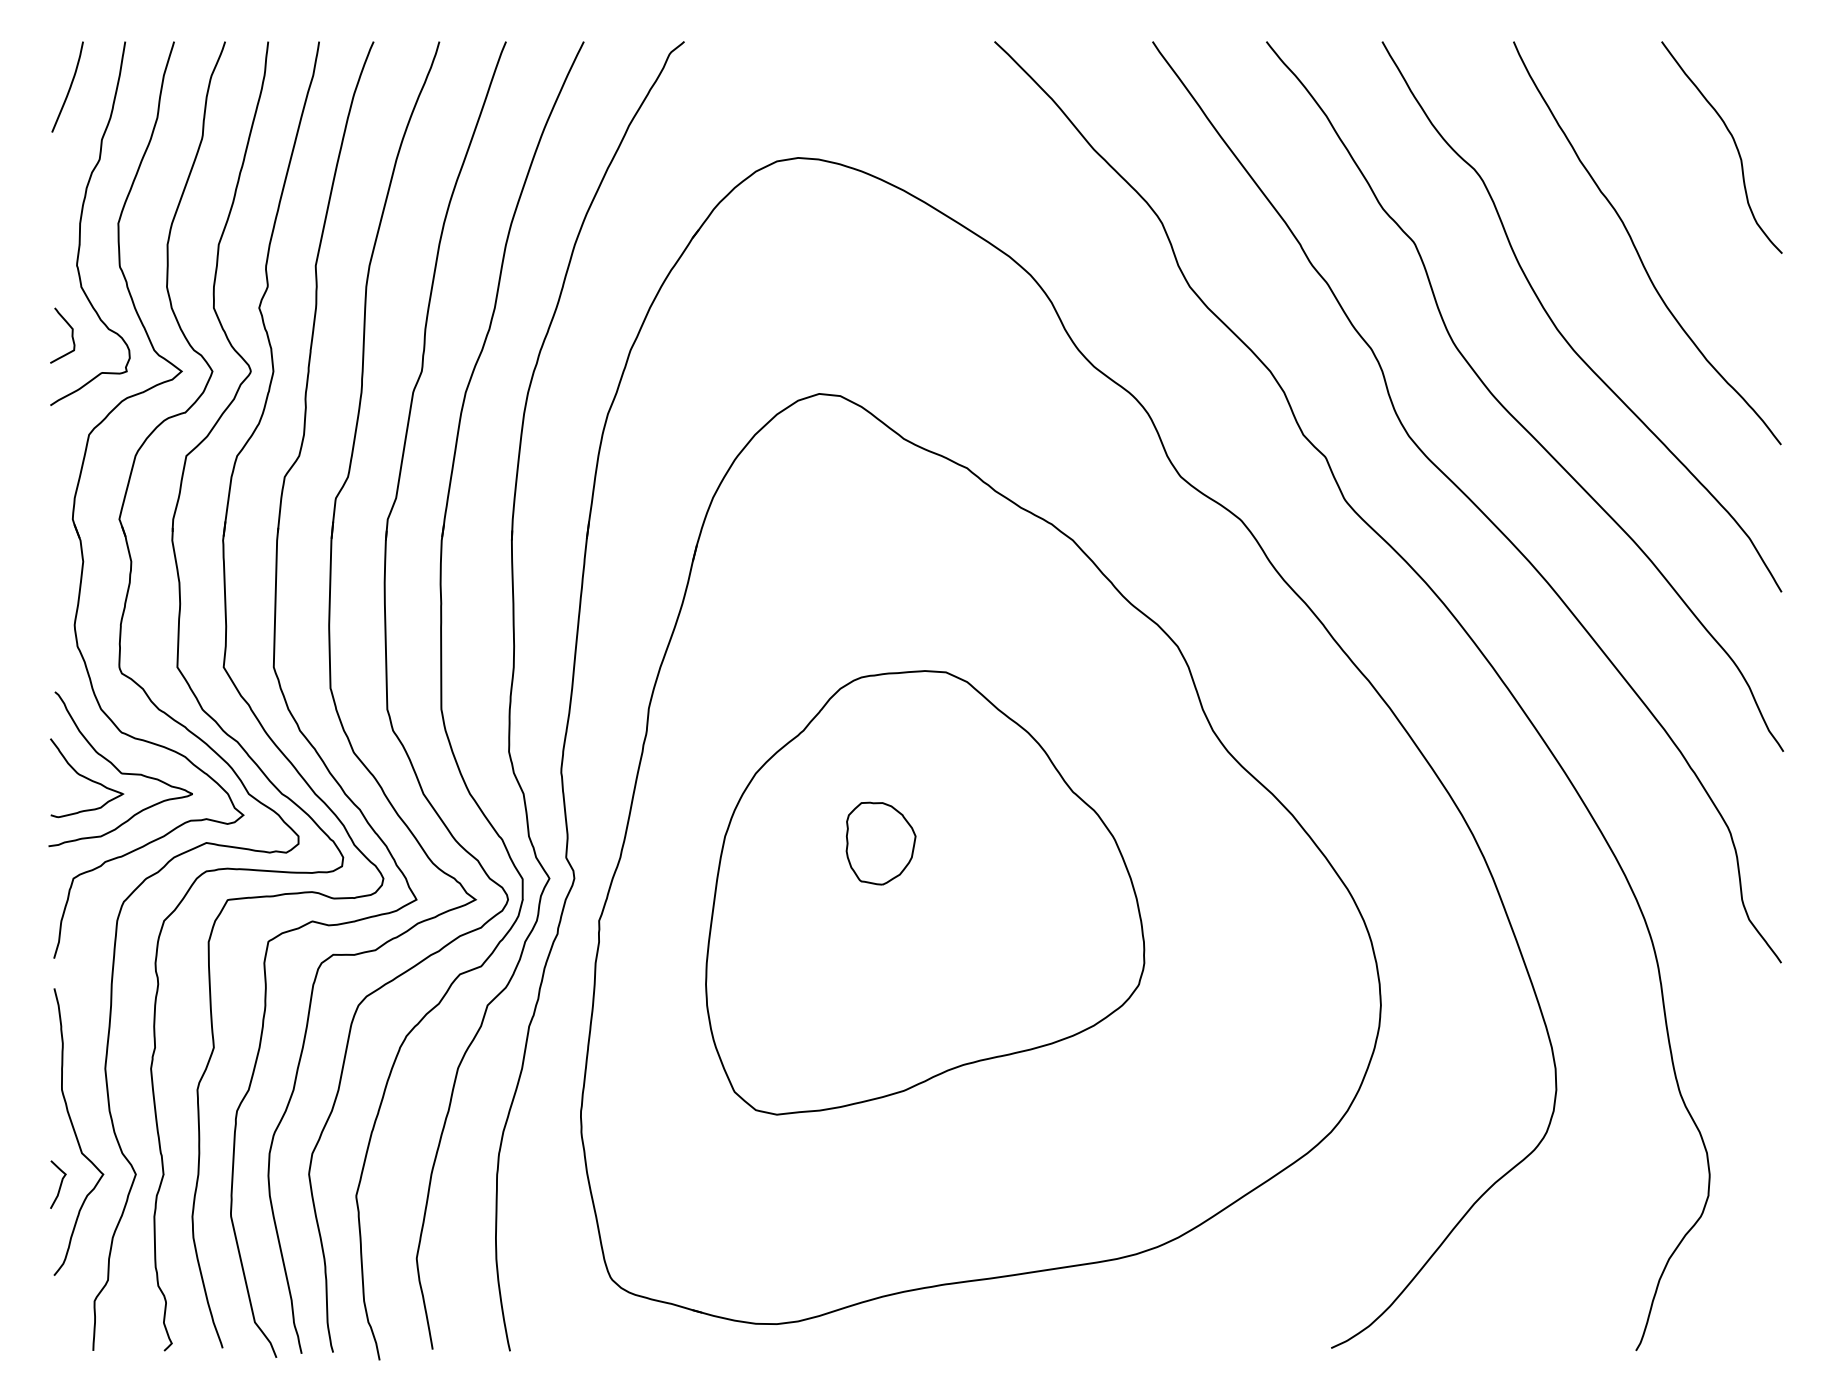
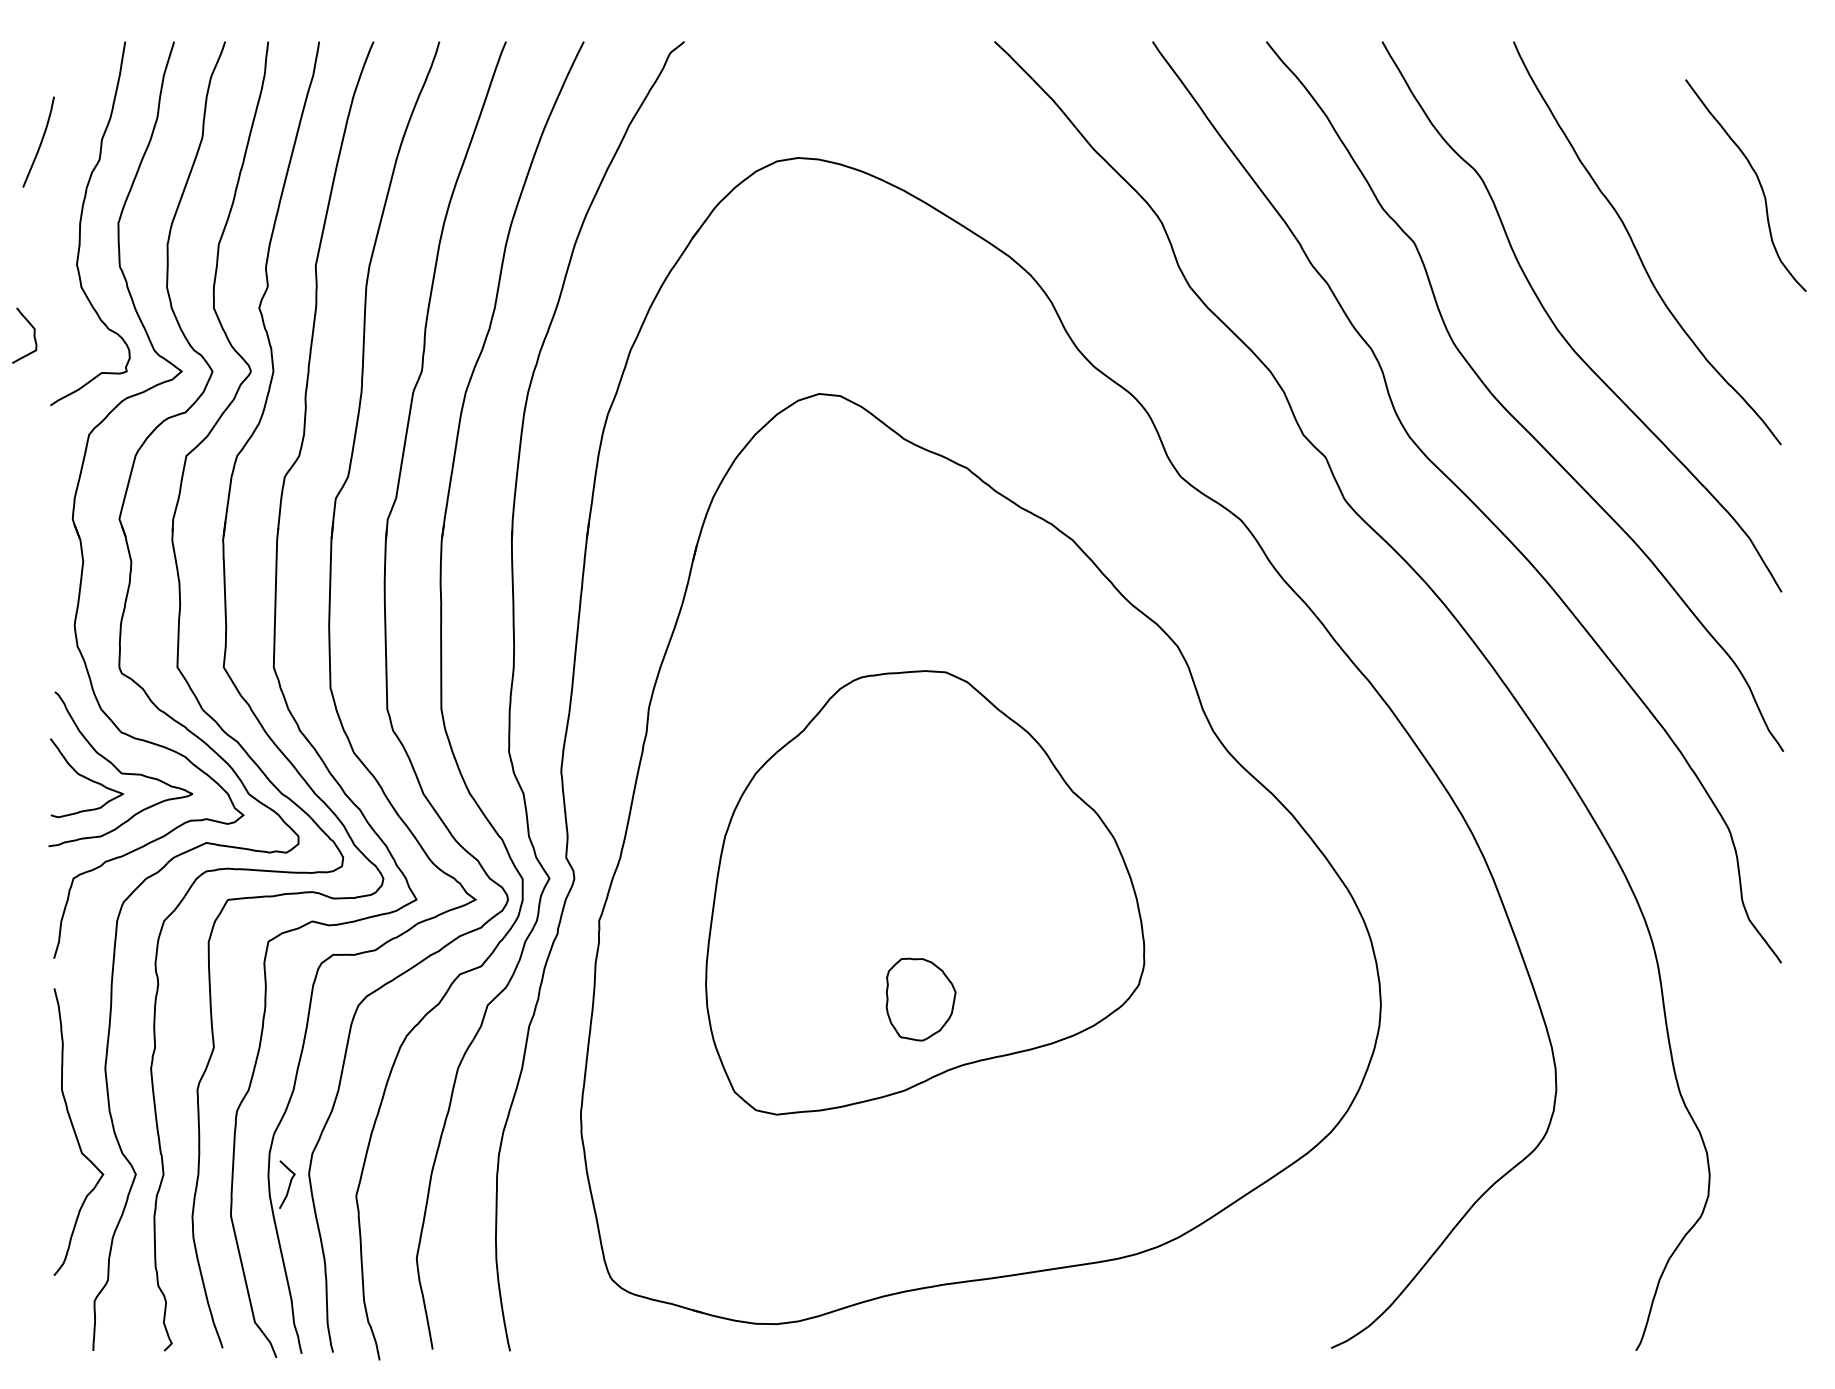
curve position: (69, 86) -> (40, 141) (40, 141)
curve position: (1734, 144) -> (1758, 182) (1758, 182)
curve position: (71, 335) -> (33, 335) (33, 335)
part position: (880, 843) -> (920, 999) (920, 999)
curve position: (59, 1185) -> (288, 1185) (288, 1185)
